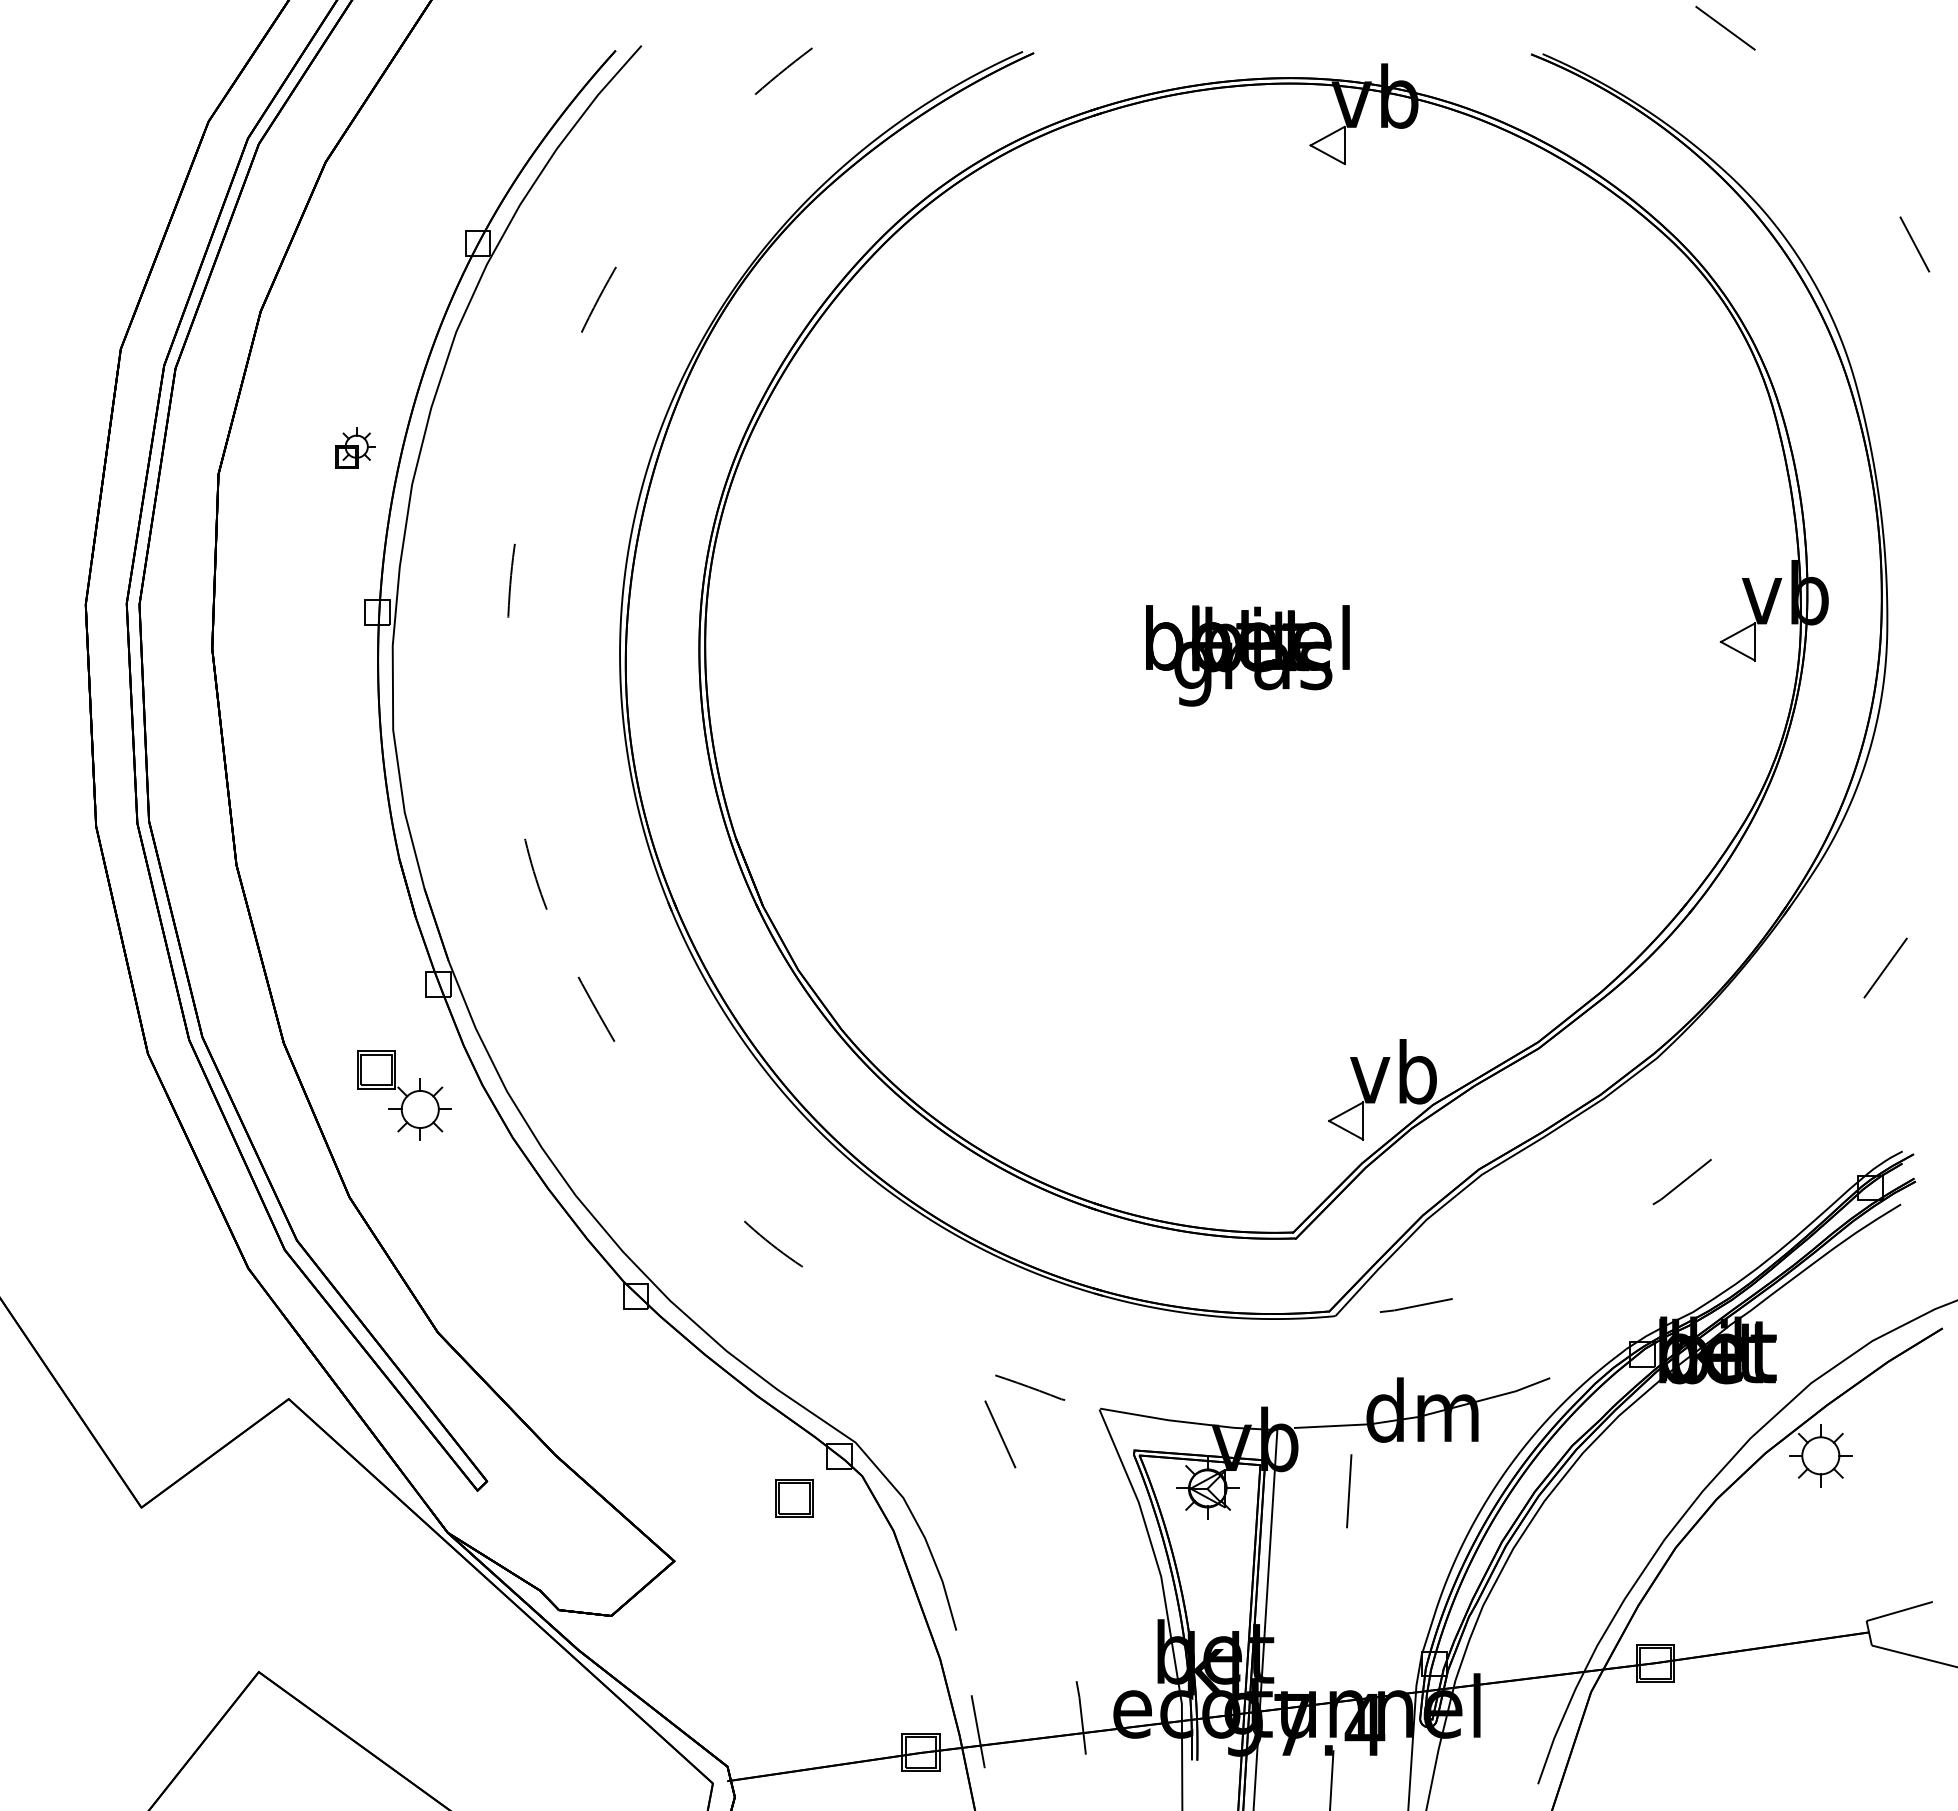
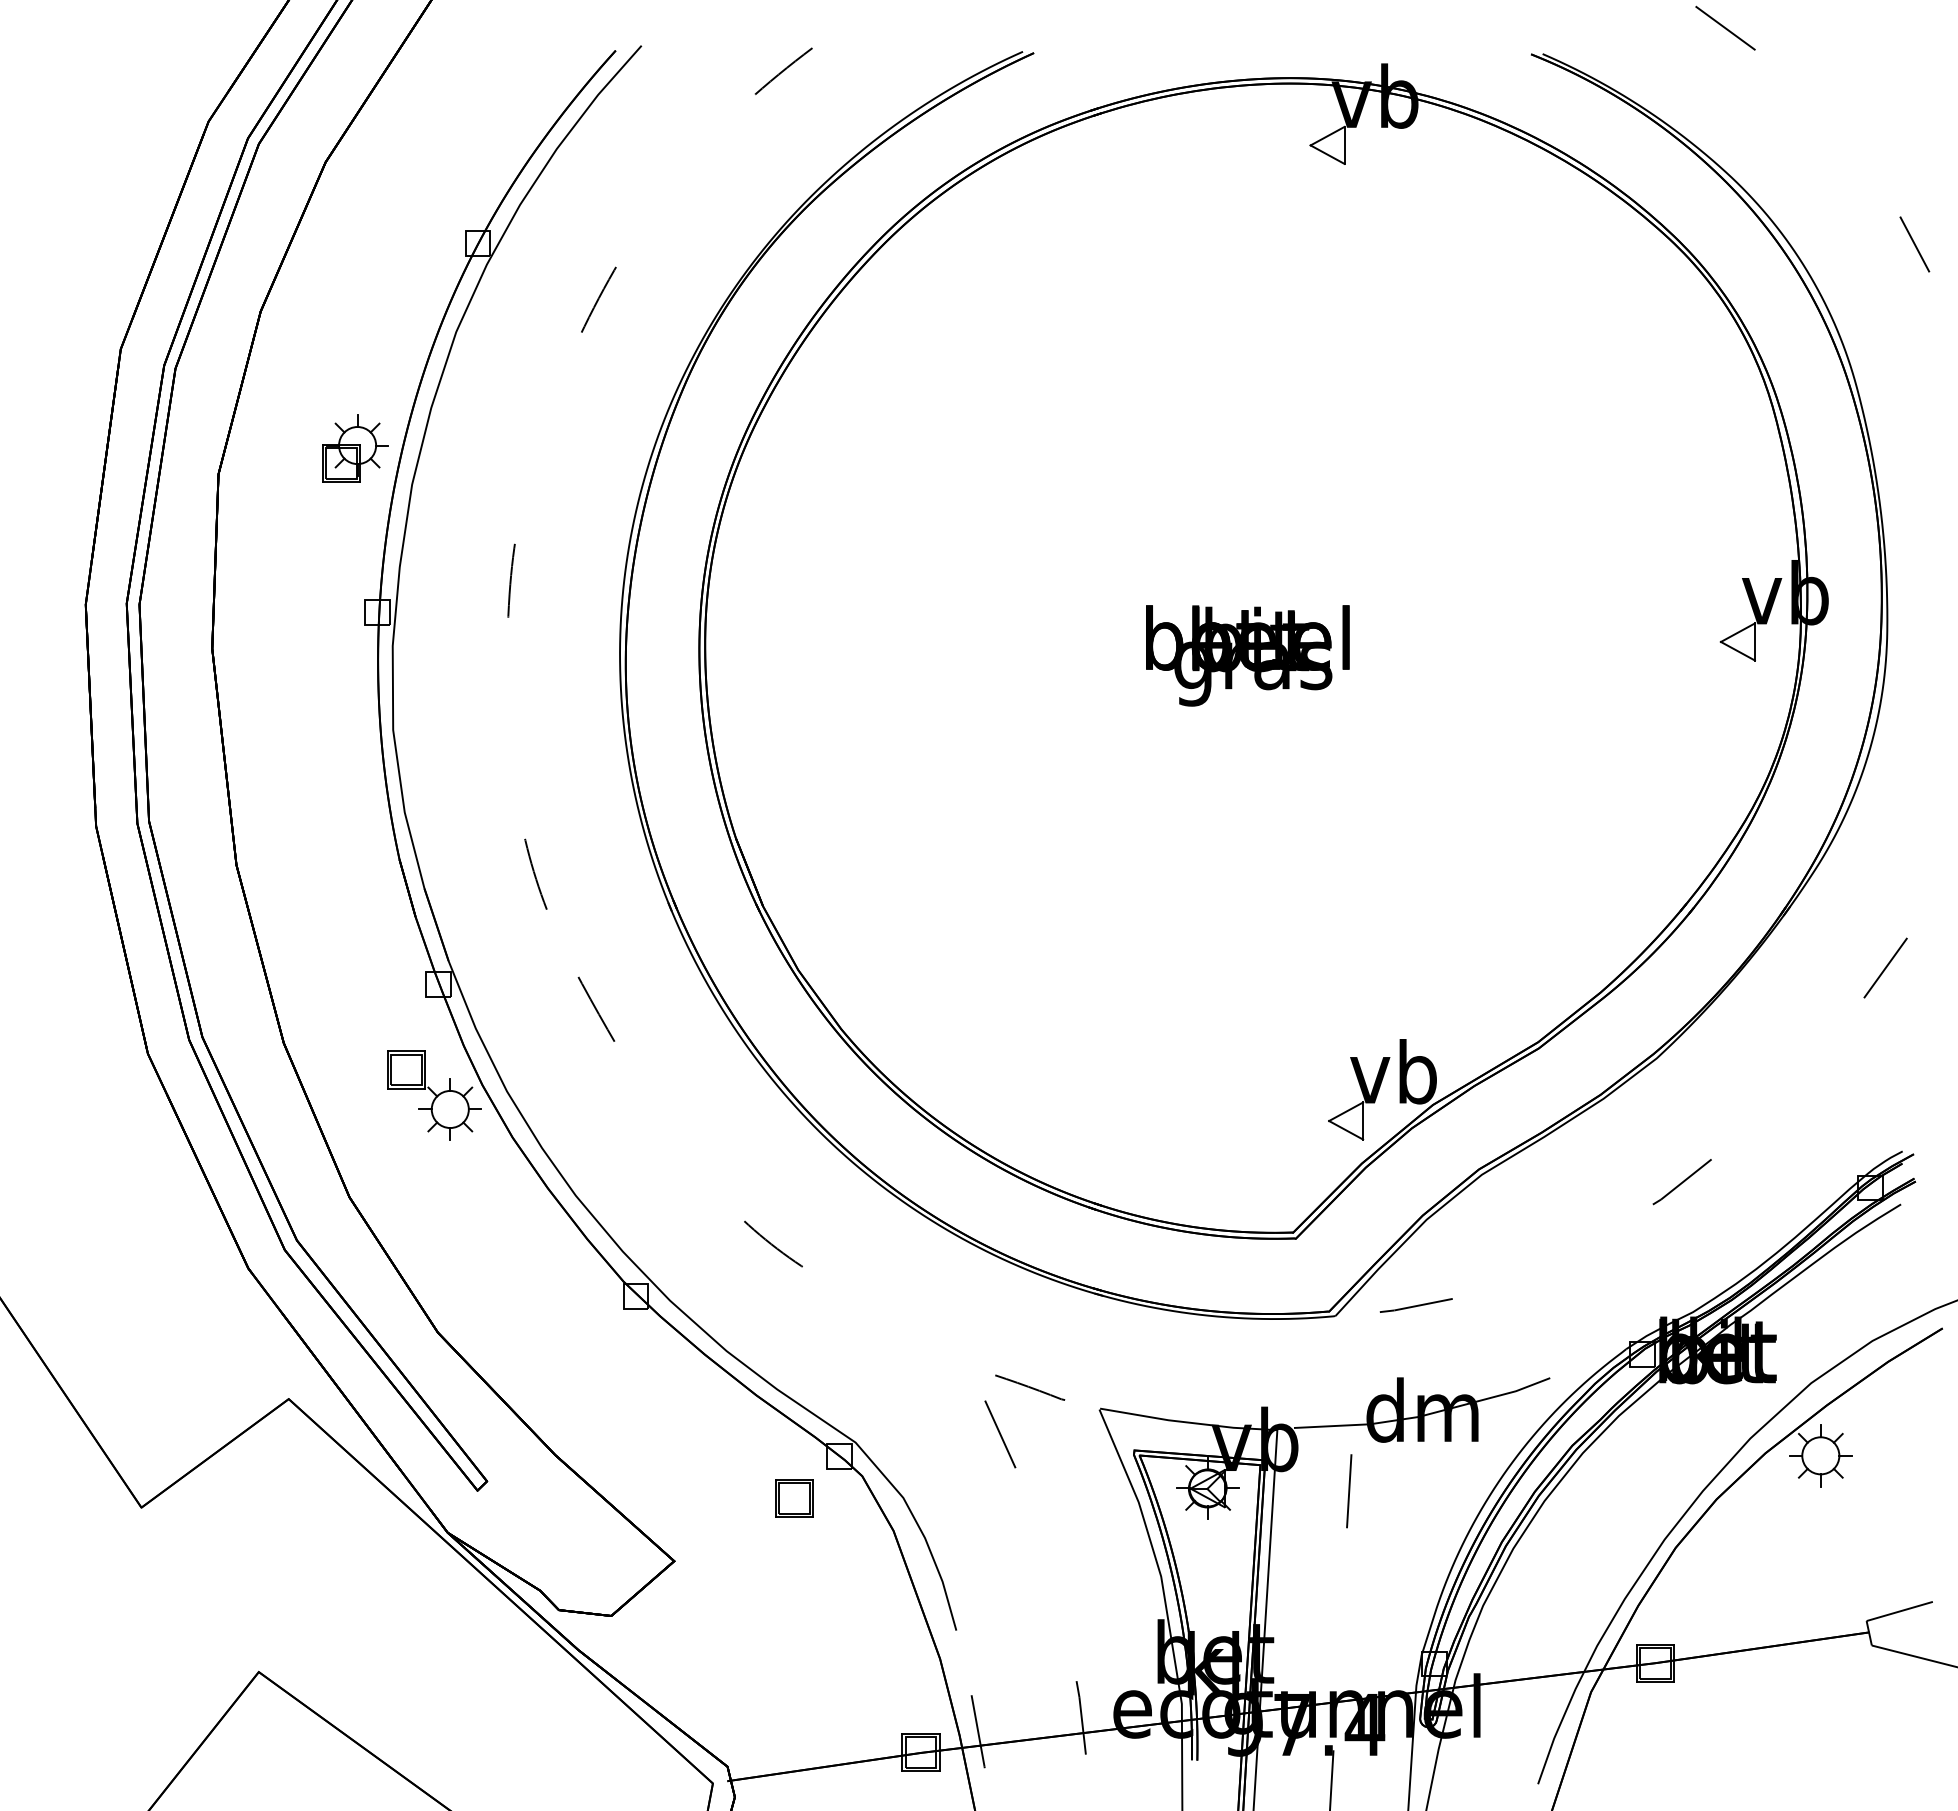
part size: 41x42 px -> 67x69 px (355, 448)
part position: (404, 1095) -> (434, 1095) (434, 1095)
